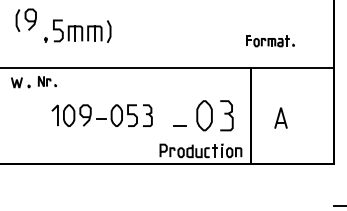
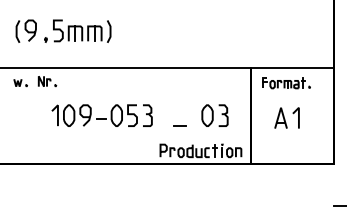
part position: (25, 19) -> (25, 30) (25, 30)
part position: (270, 41) -> (286, 83) (286, 83)
part size: 20x12 px -> 15x9 px (20, 83)
part size: 38x32 px -> 28x23 px (214, 115)
line: none -> present (298, 117)
